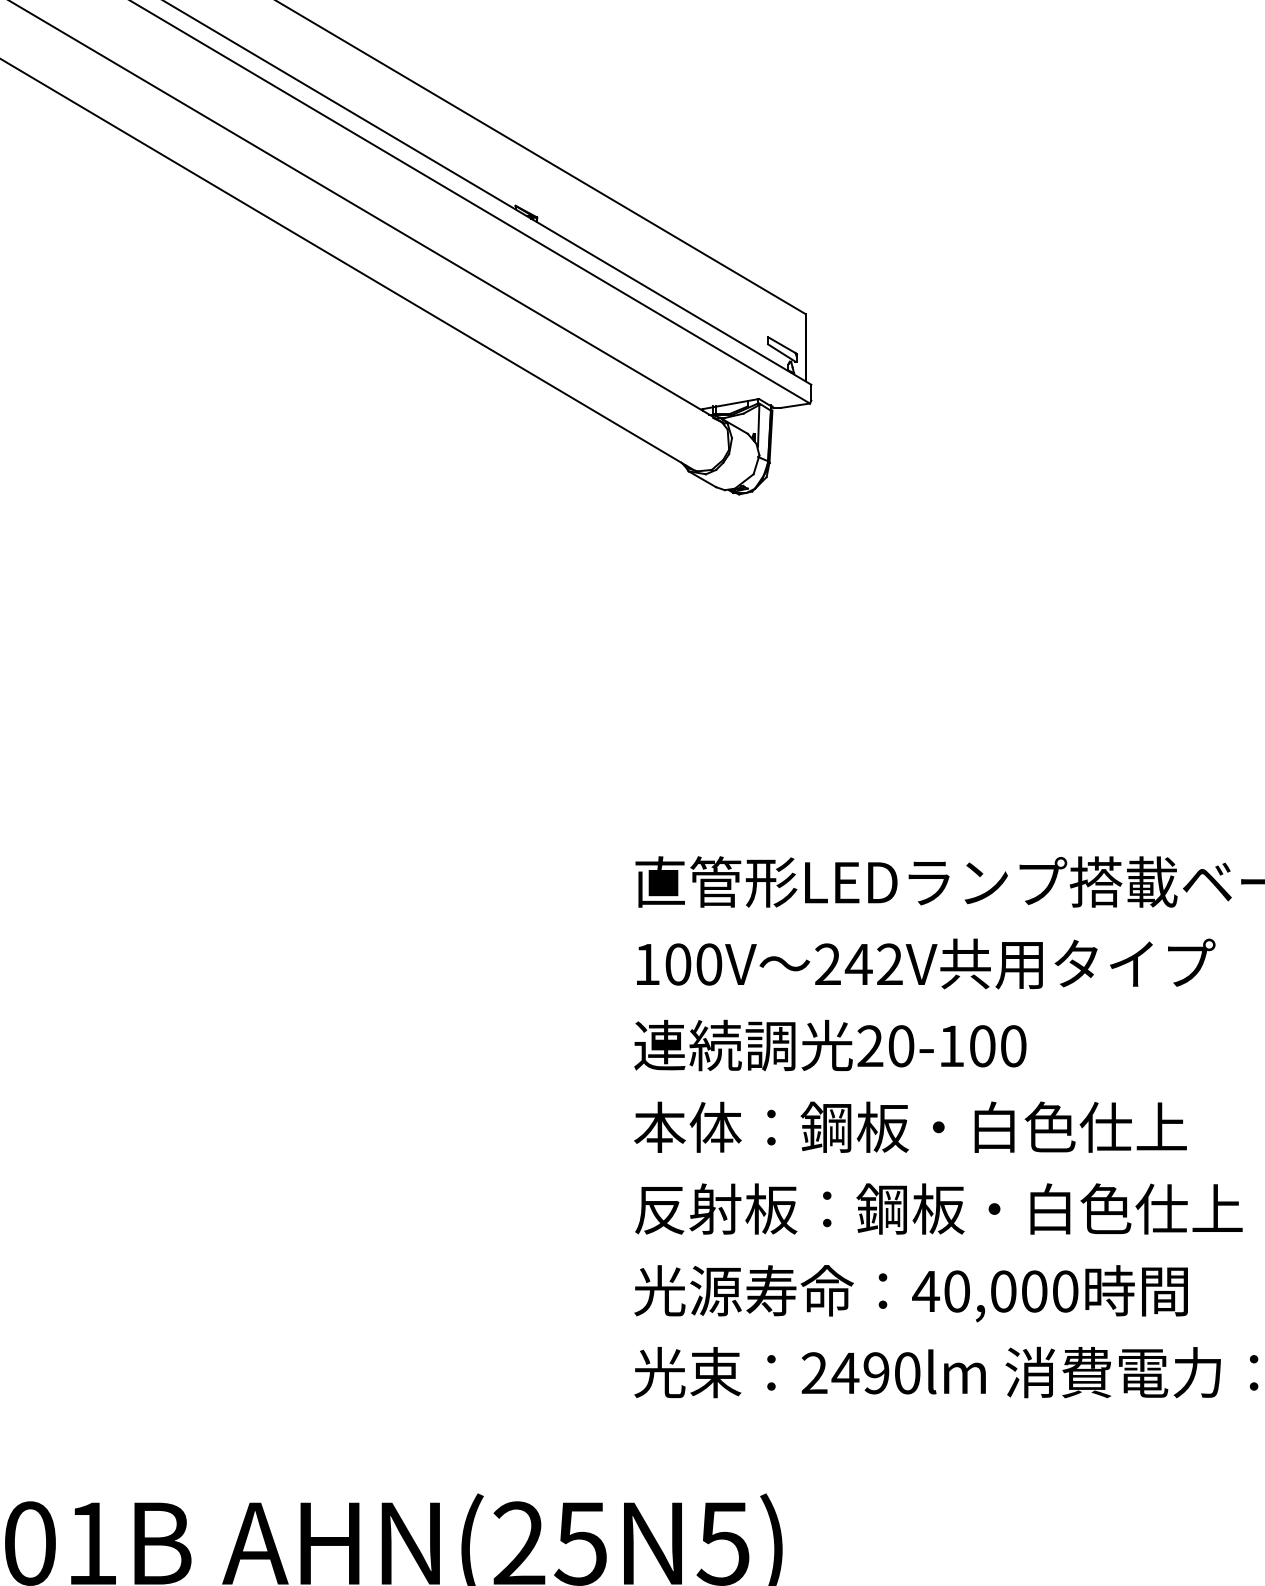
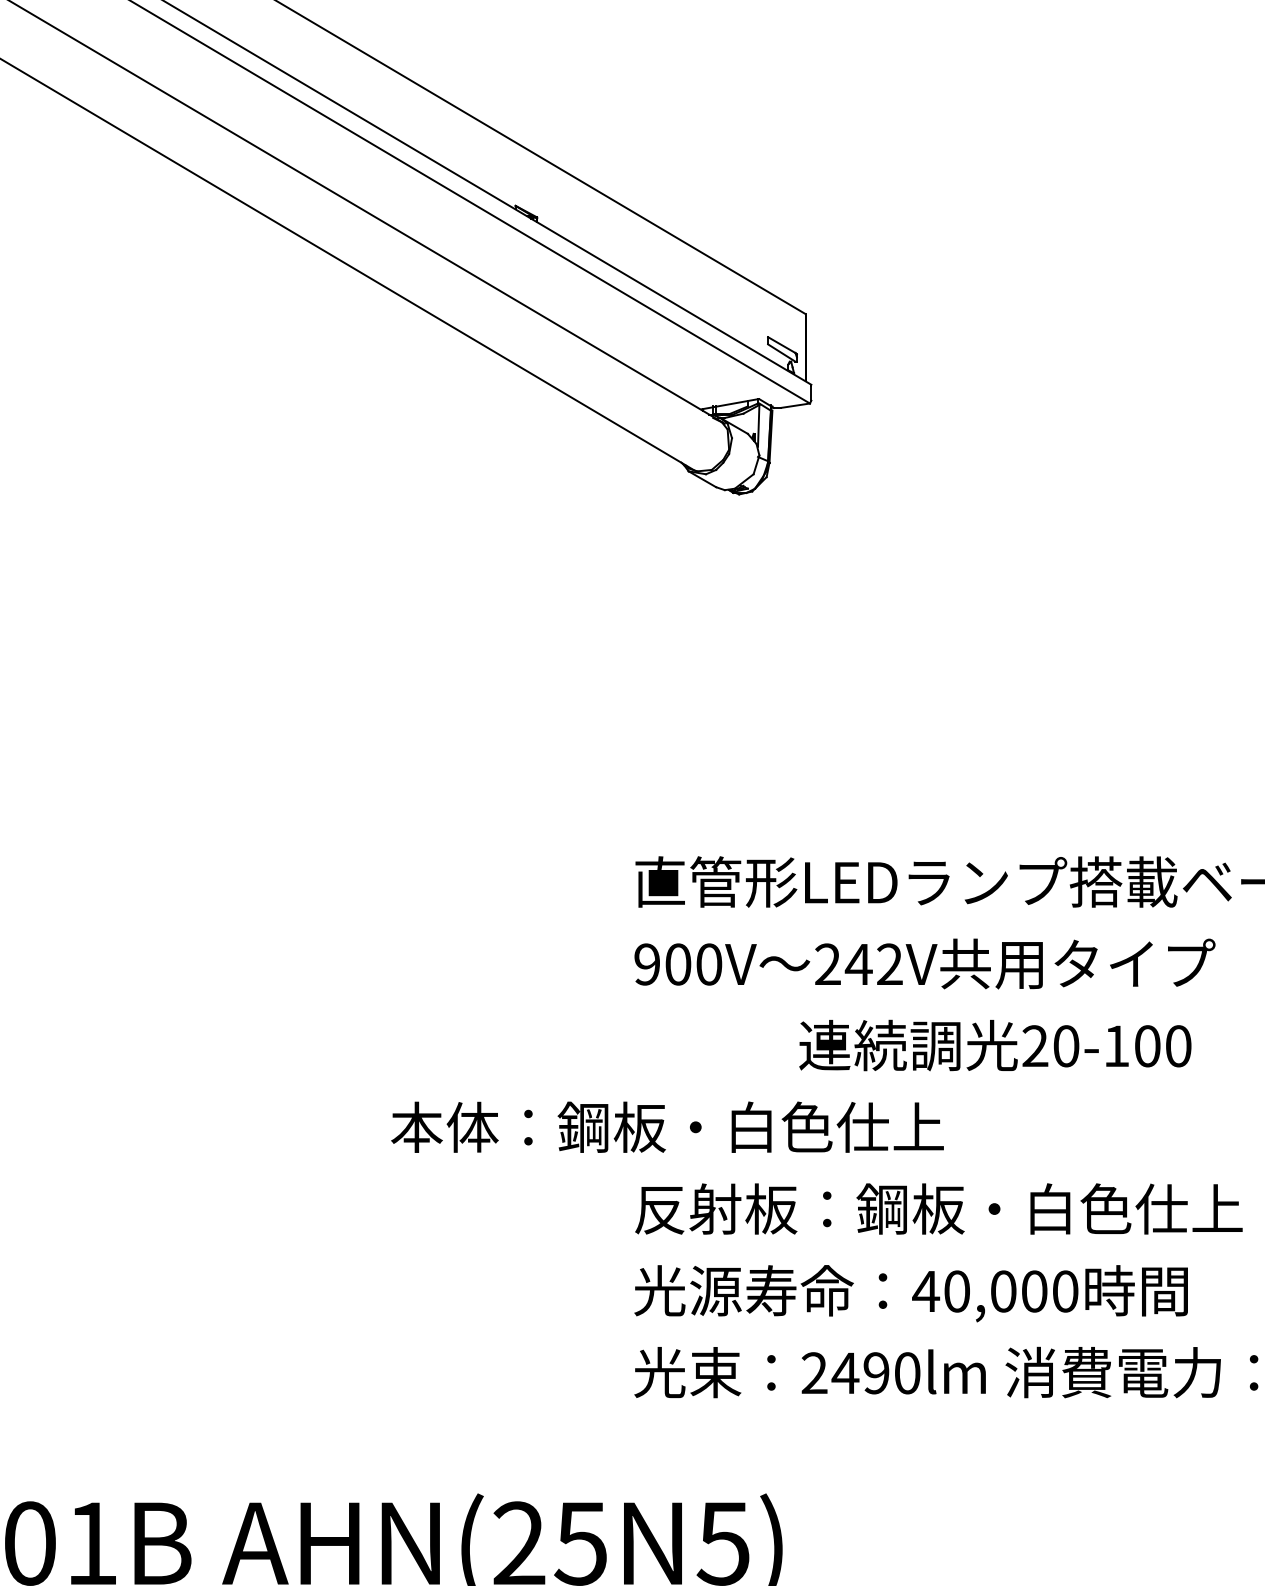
text: 100V -> 900V (646, 964)
text position: (830, 1045) -> (995, 1045) (995, 1045)
text position: (910, 1126) -> (667, 1126) (667, 1126)
